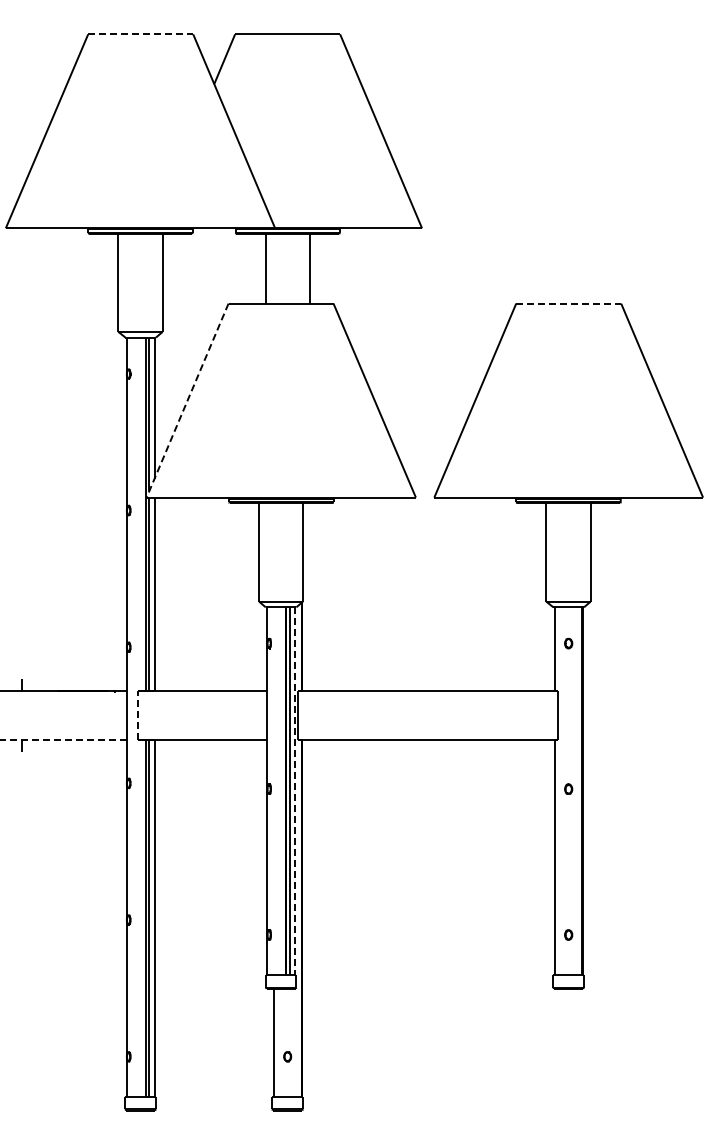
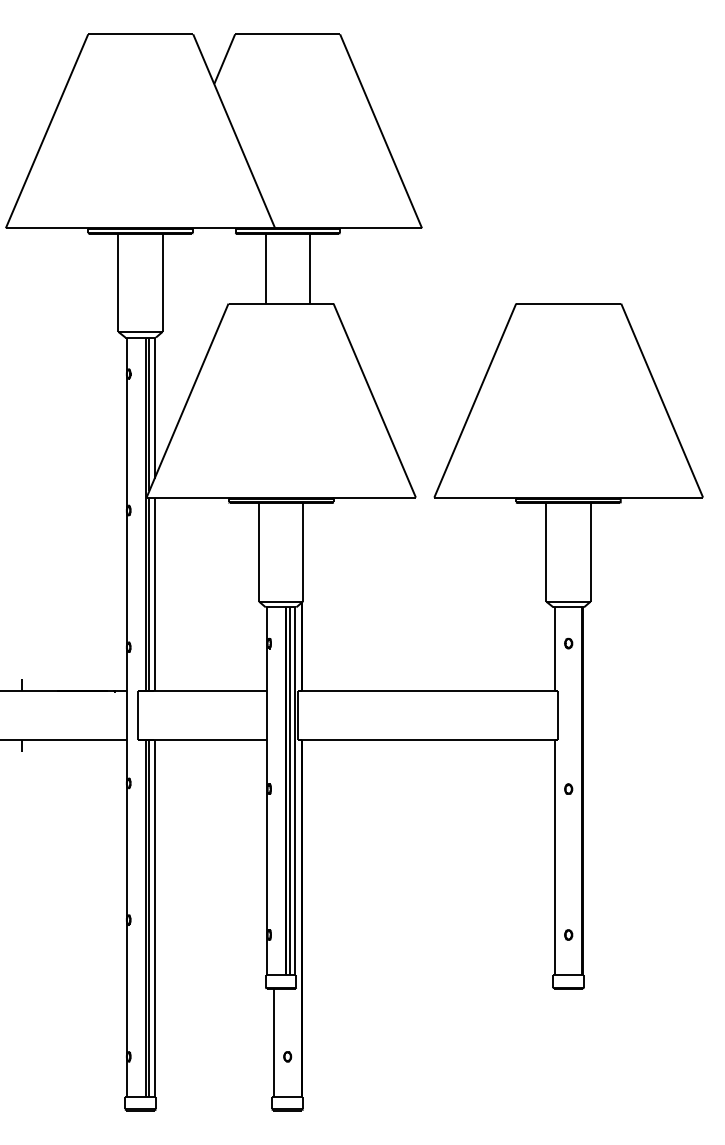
line: dashed -> solid (140, 34)
line: dashed -> solid (569, 303)
line: dashed -> solid (187, 401)
line: dashed -> solid (138, 715)
line: dashed -> solid (64, 739)
line: dashed -> solid (294, 791)
